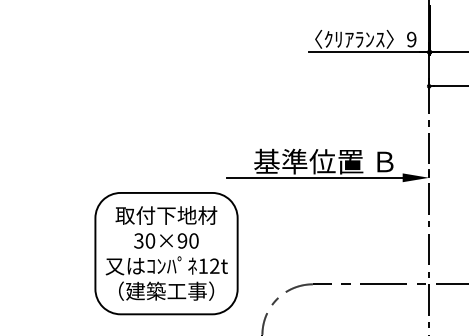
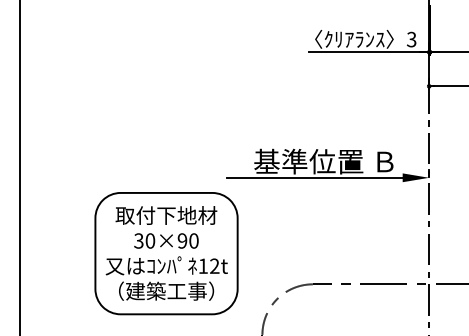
text: 9 -> 3 (411, 39)
line: none -> present (20, 167)
